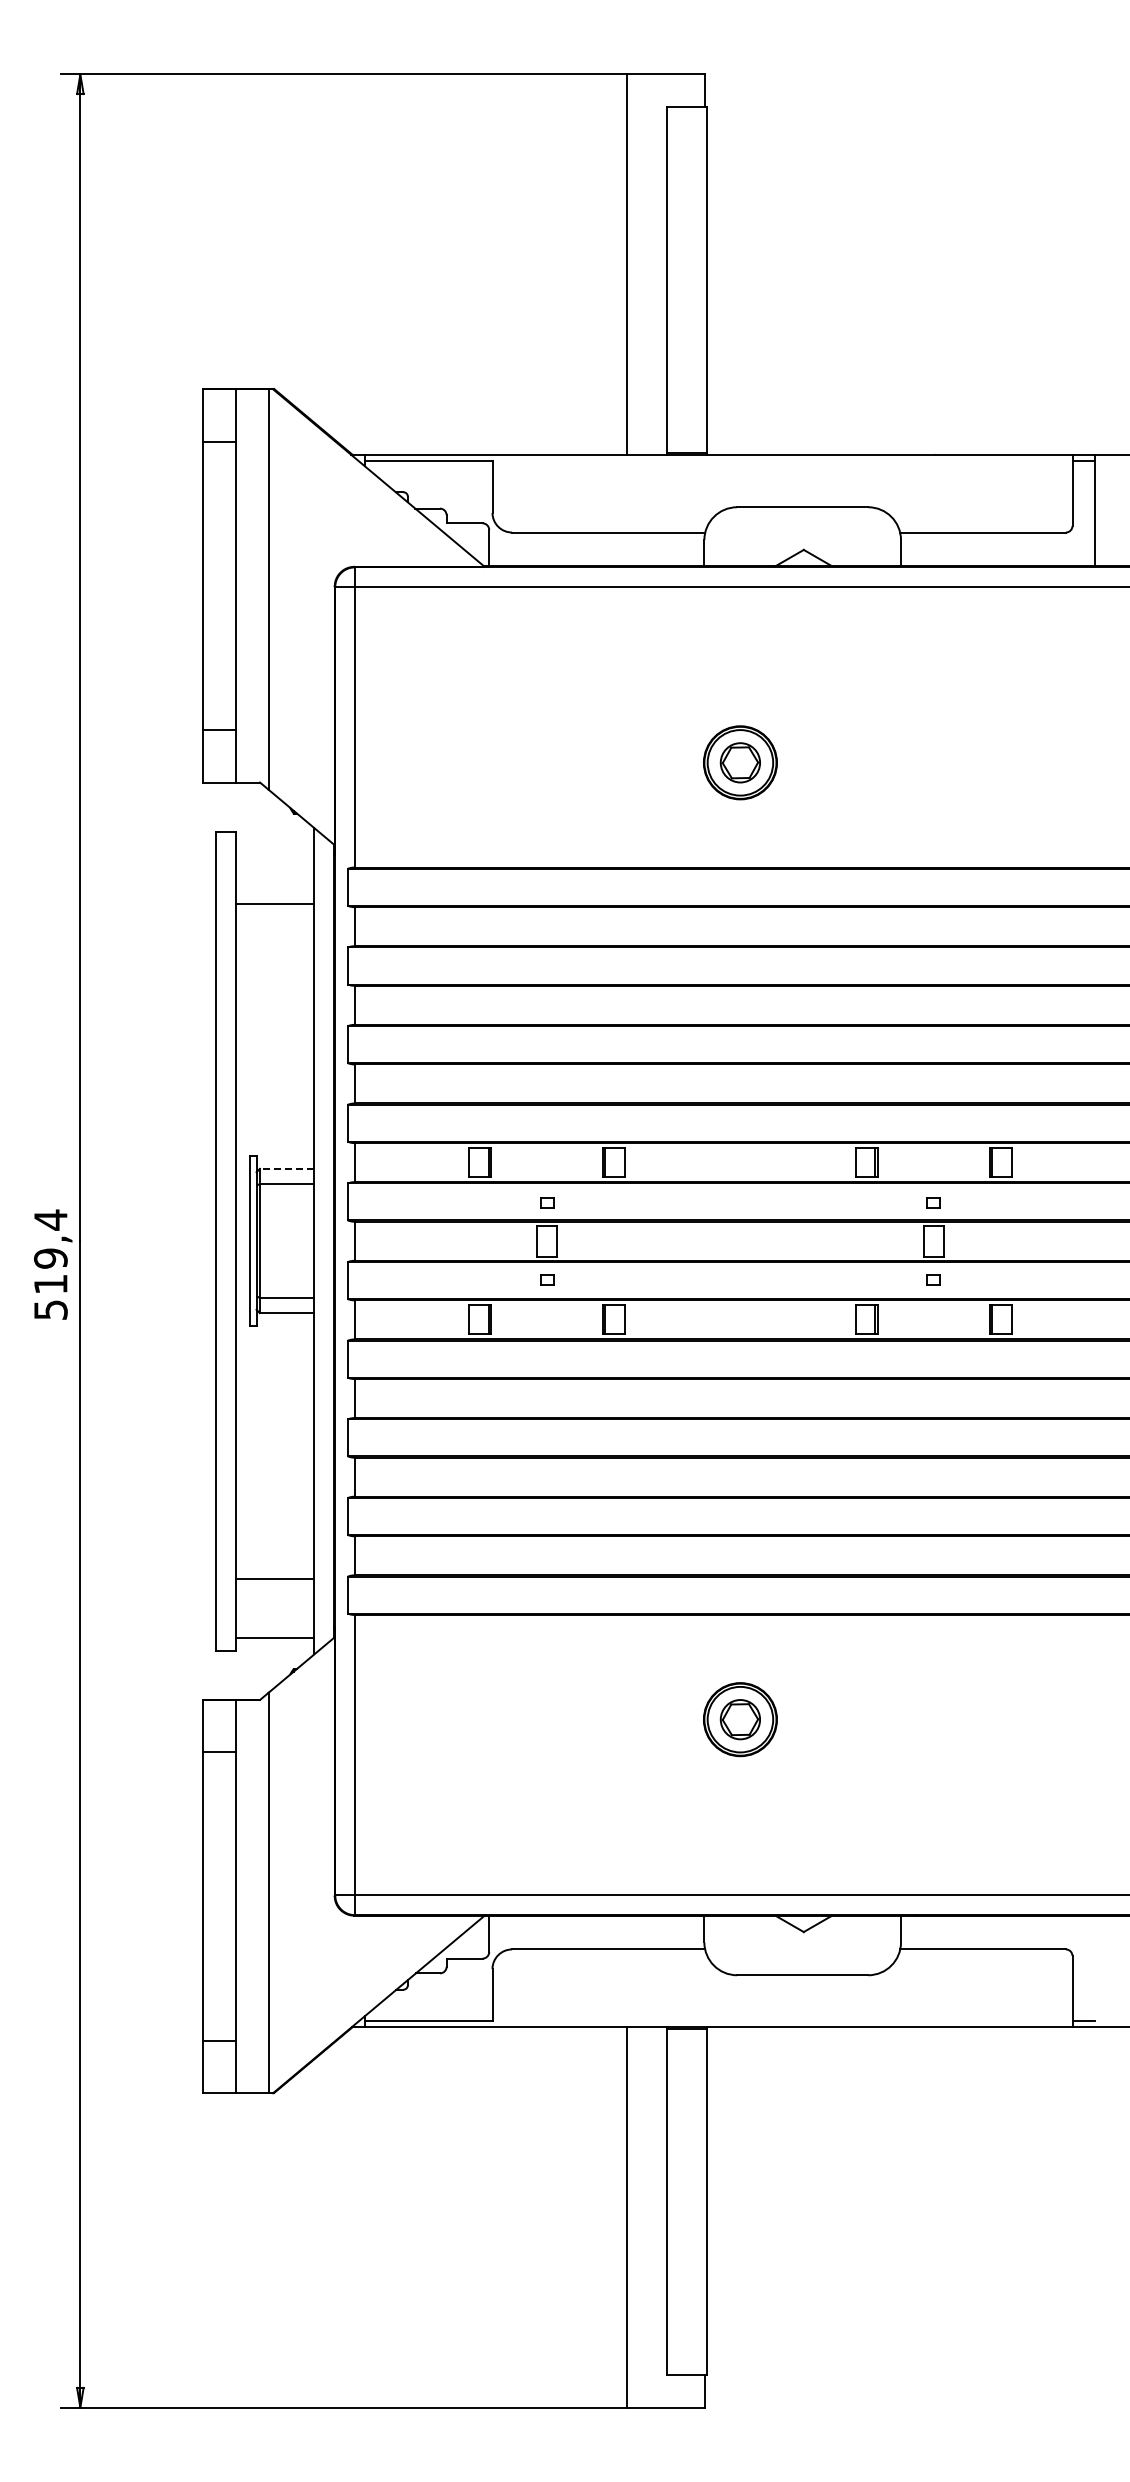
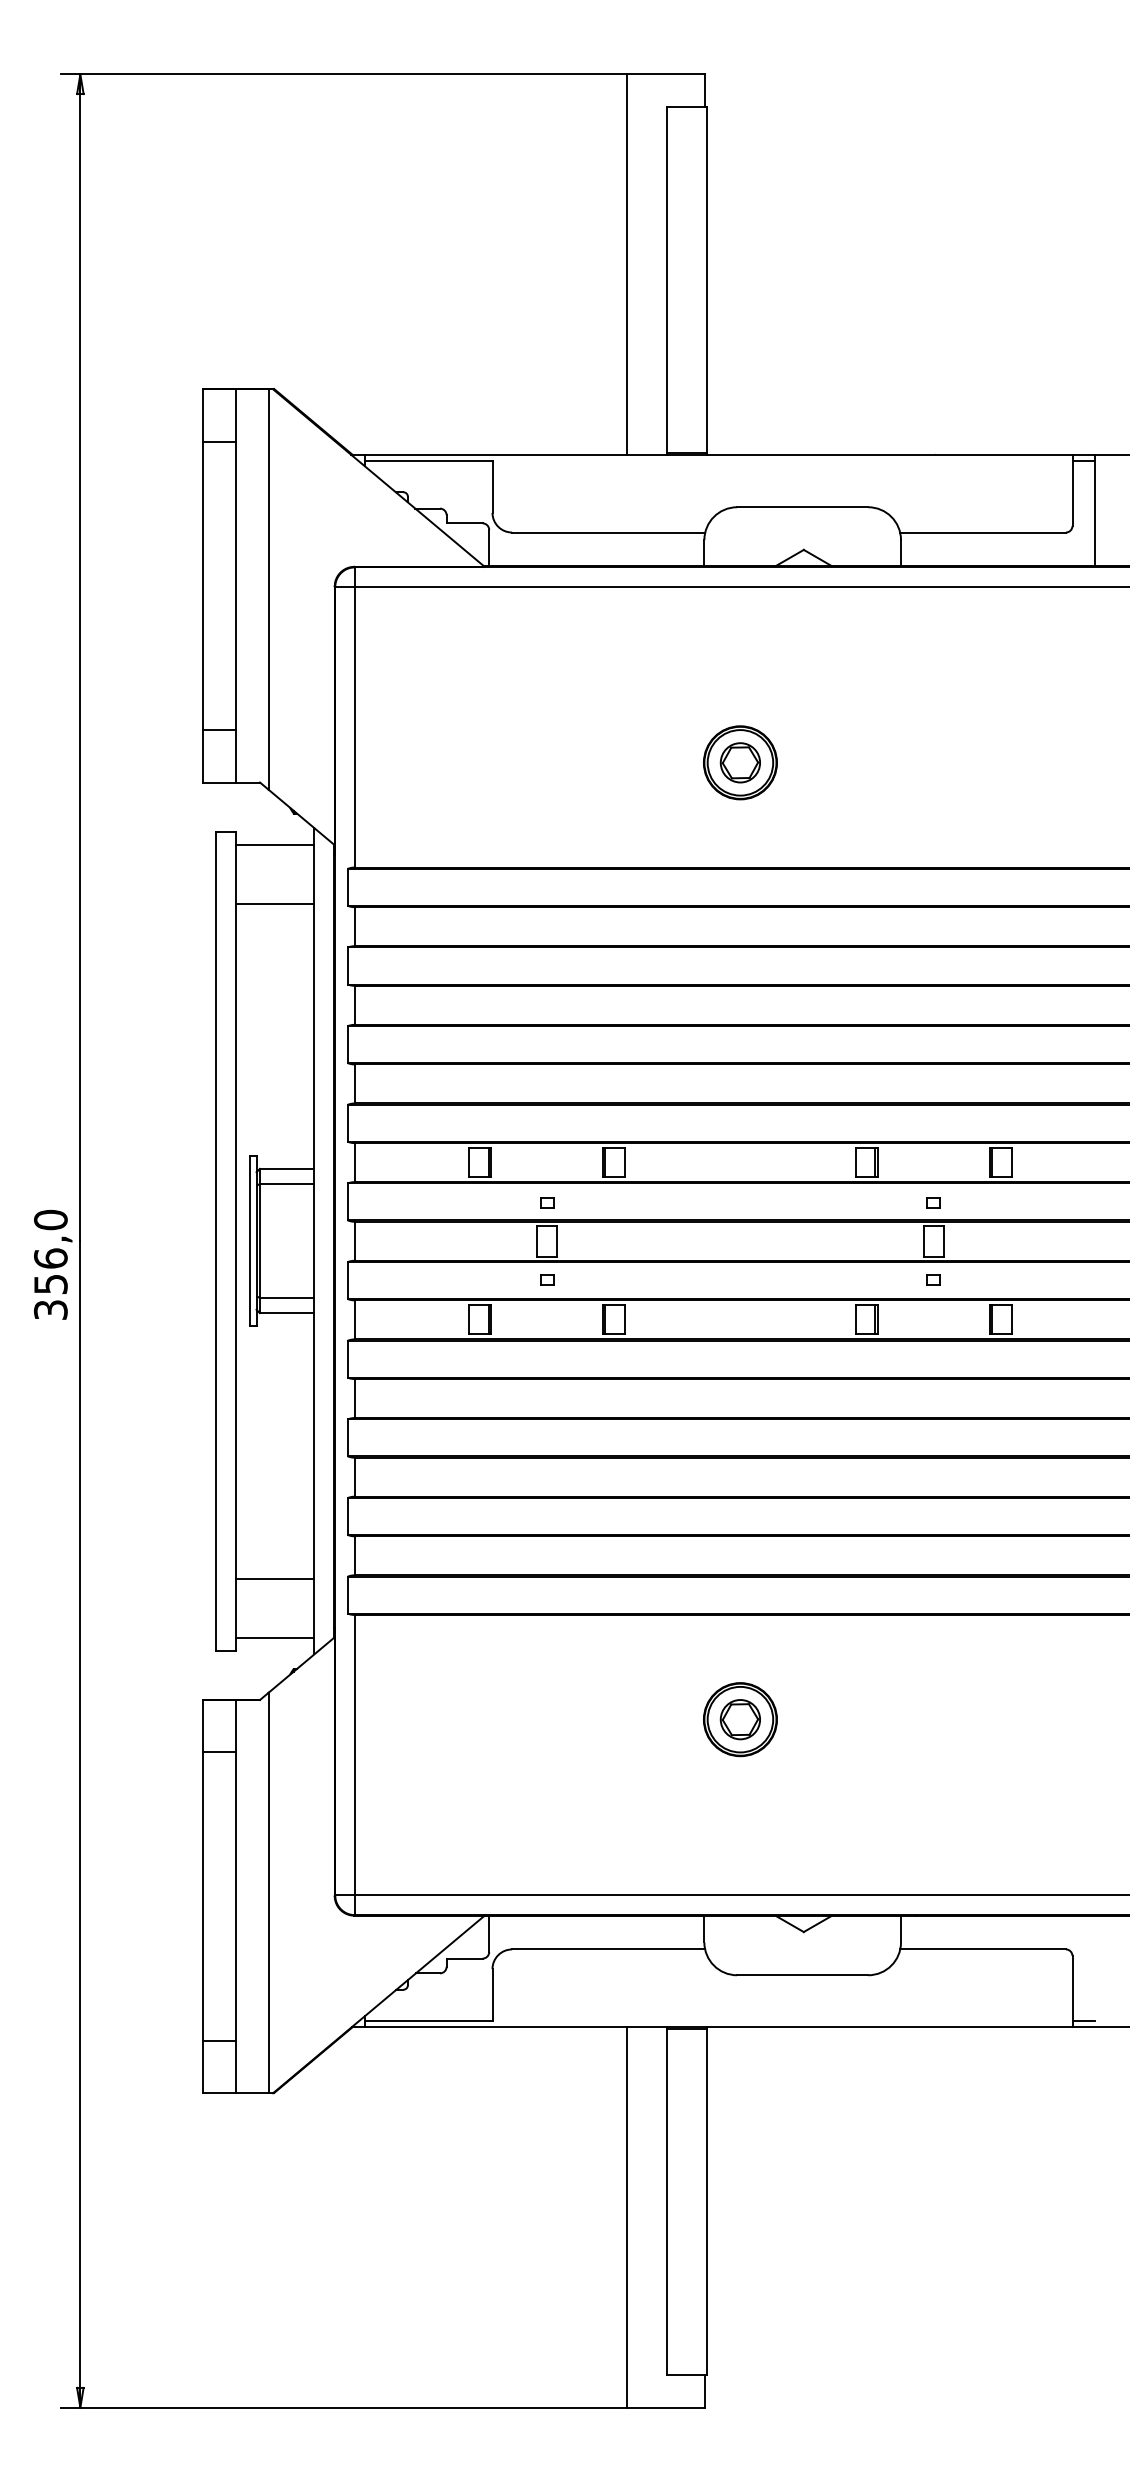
line: none -> present (274, 844)
line: dashed -> solid (286, 1168)
text: 519,4 -> 356,0 (50, 1264)
